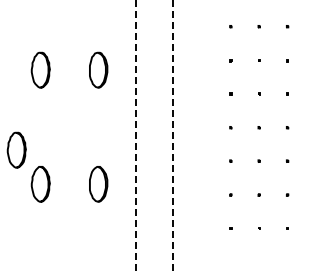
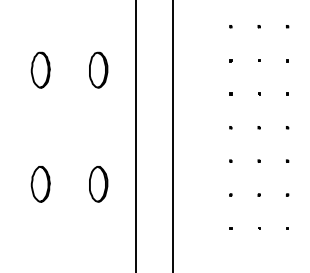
line: dashed -> solid (135, 136)
line: dashed -> solid (173, 136)
curve: present -> none (23, 149)
